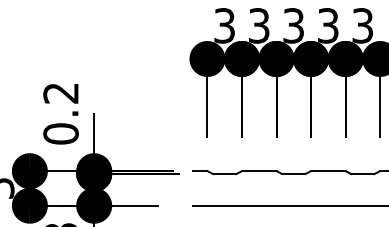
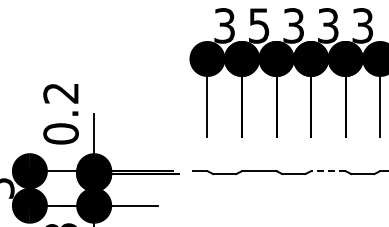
text: 3 -> 5 (259, 25)
line: solid -> dashed (327, 171)
line: present -> none (289, 205)
